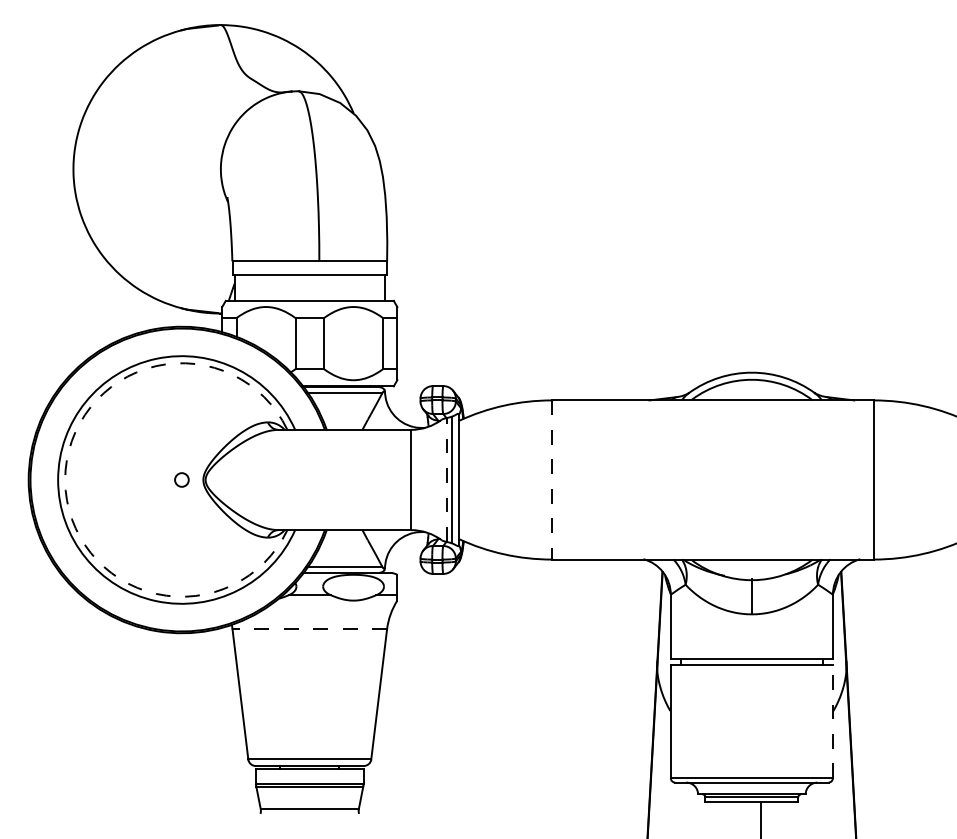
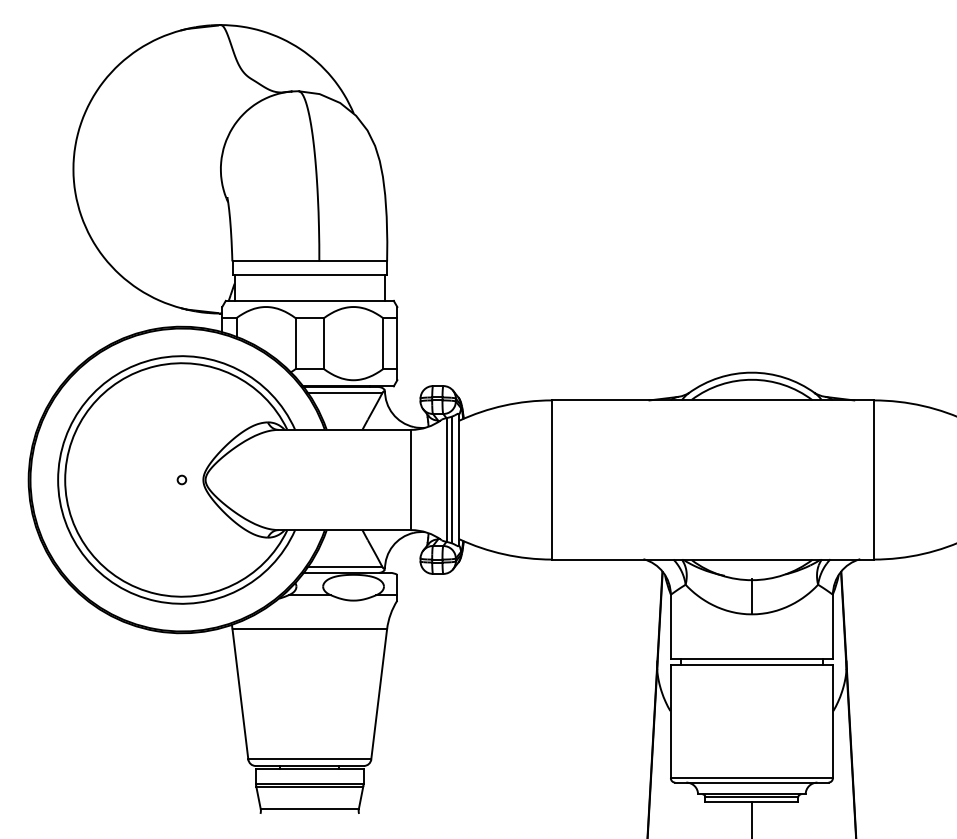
circle size: 16x16 px -> 12x12 px (181, 479)
arc: dashed -> solid (65, 480)
line: dashed -> solid (446, 480)
line: dashed -> solid (551, 480)
line: dashed -> solid (309, 629)
line: dashed -> solid (832, 721)
line position: (760, 818) -> (751, 818) (751, 818)
